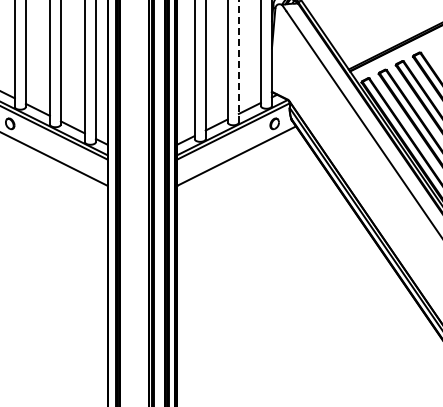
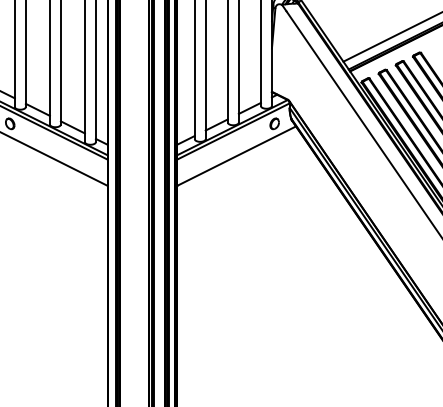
line: none -> present (391, 37)
line: dashed -> solid (238, 61)
